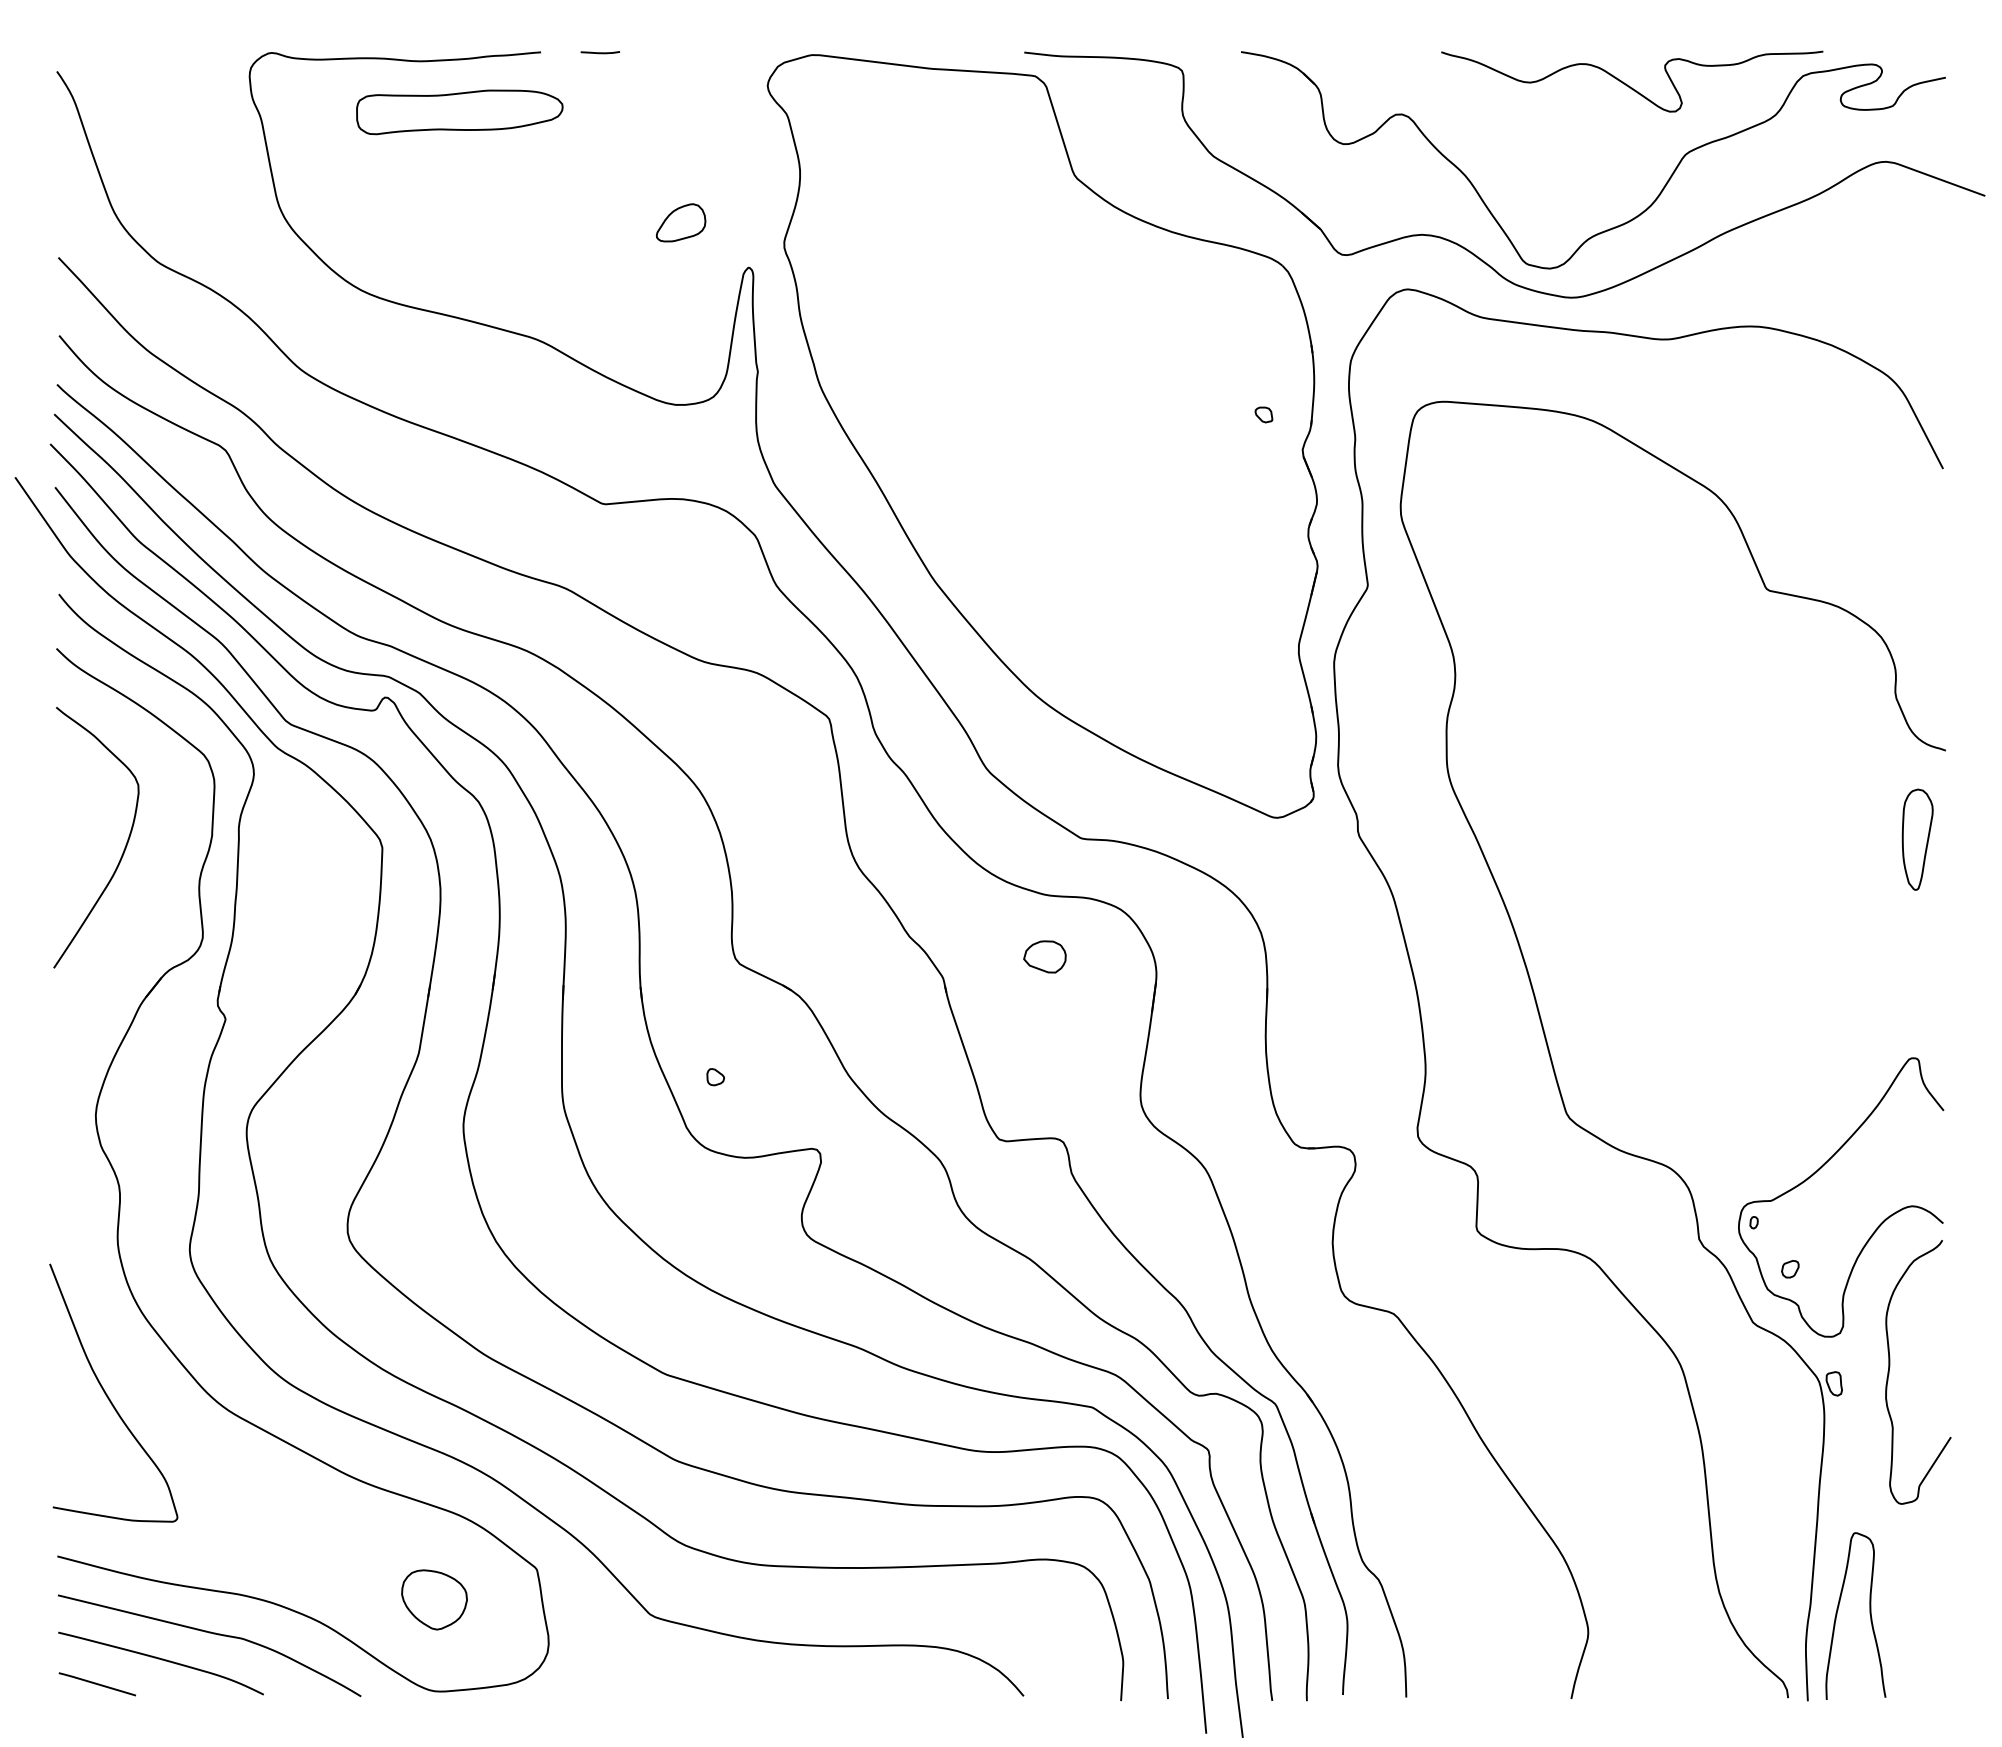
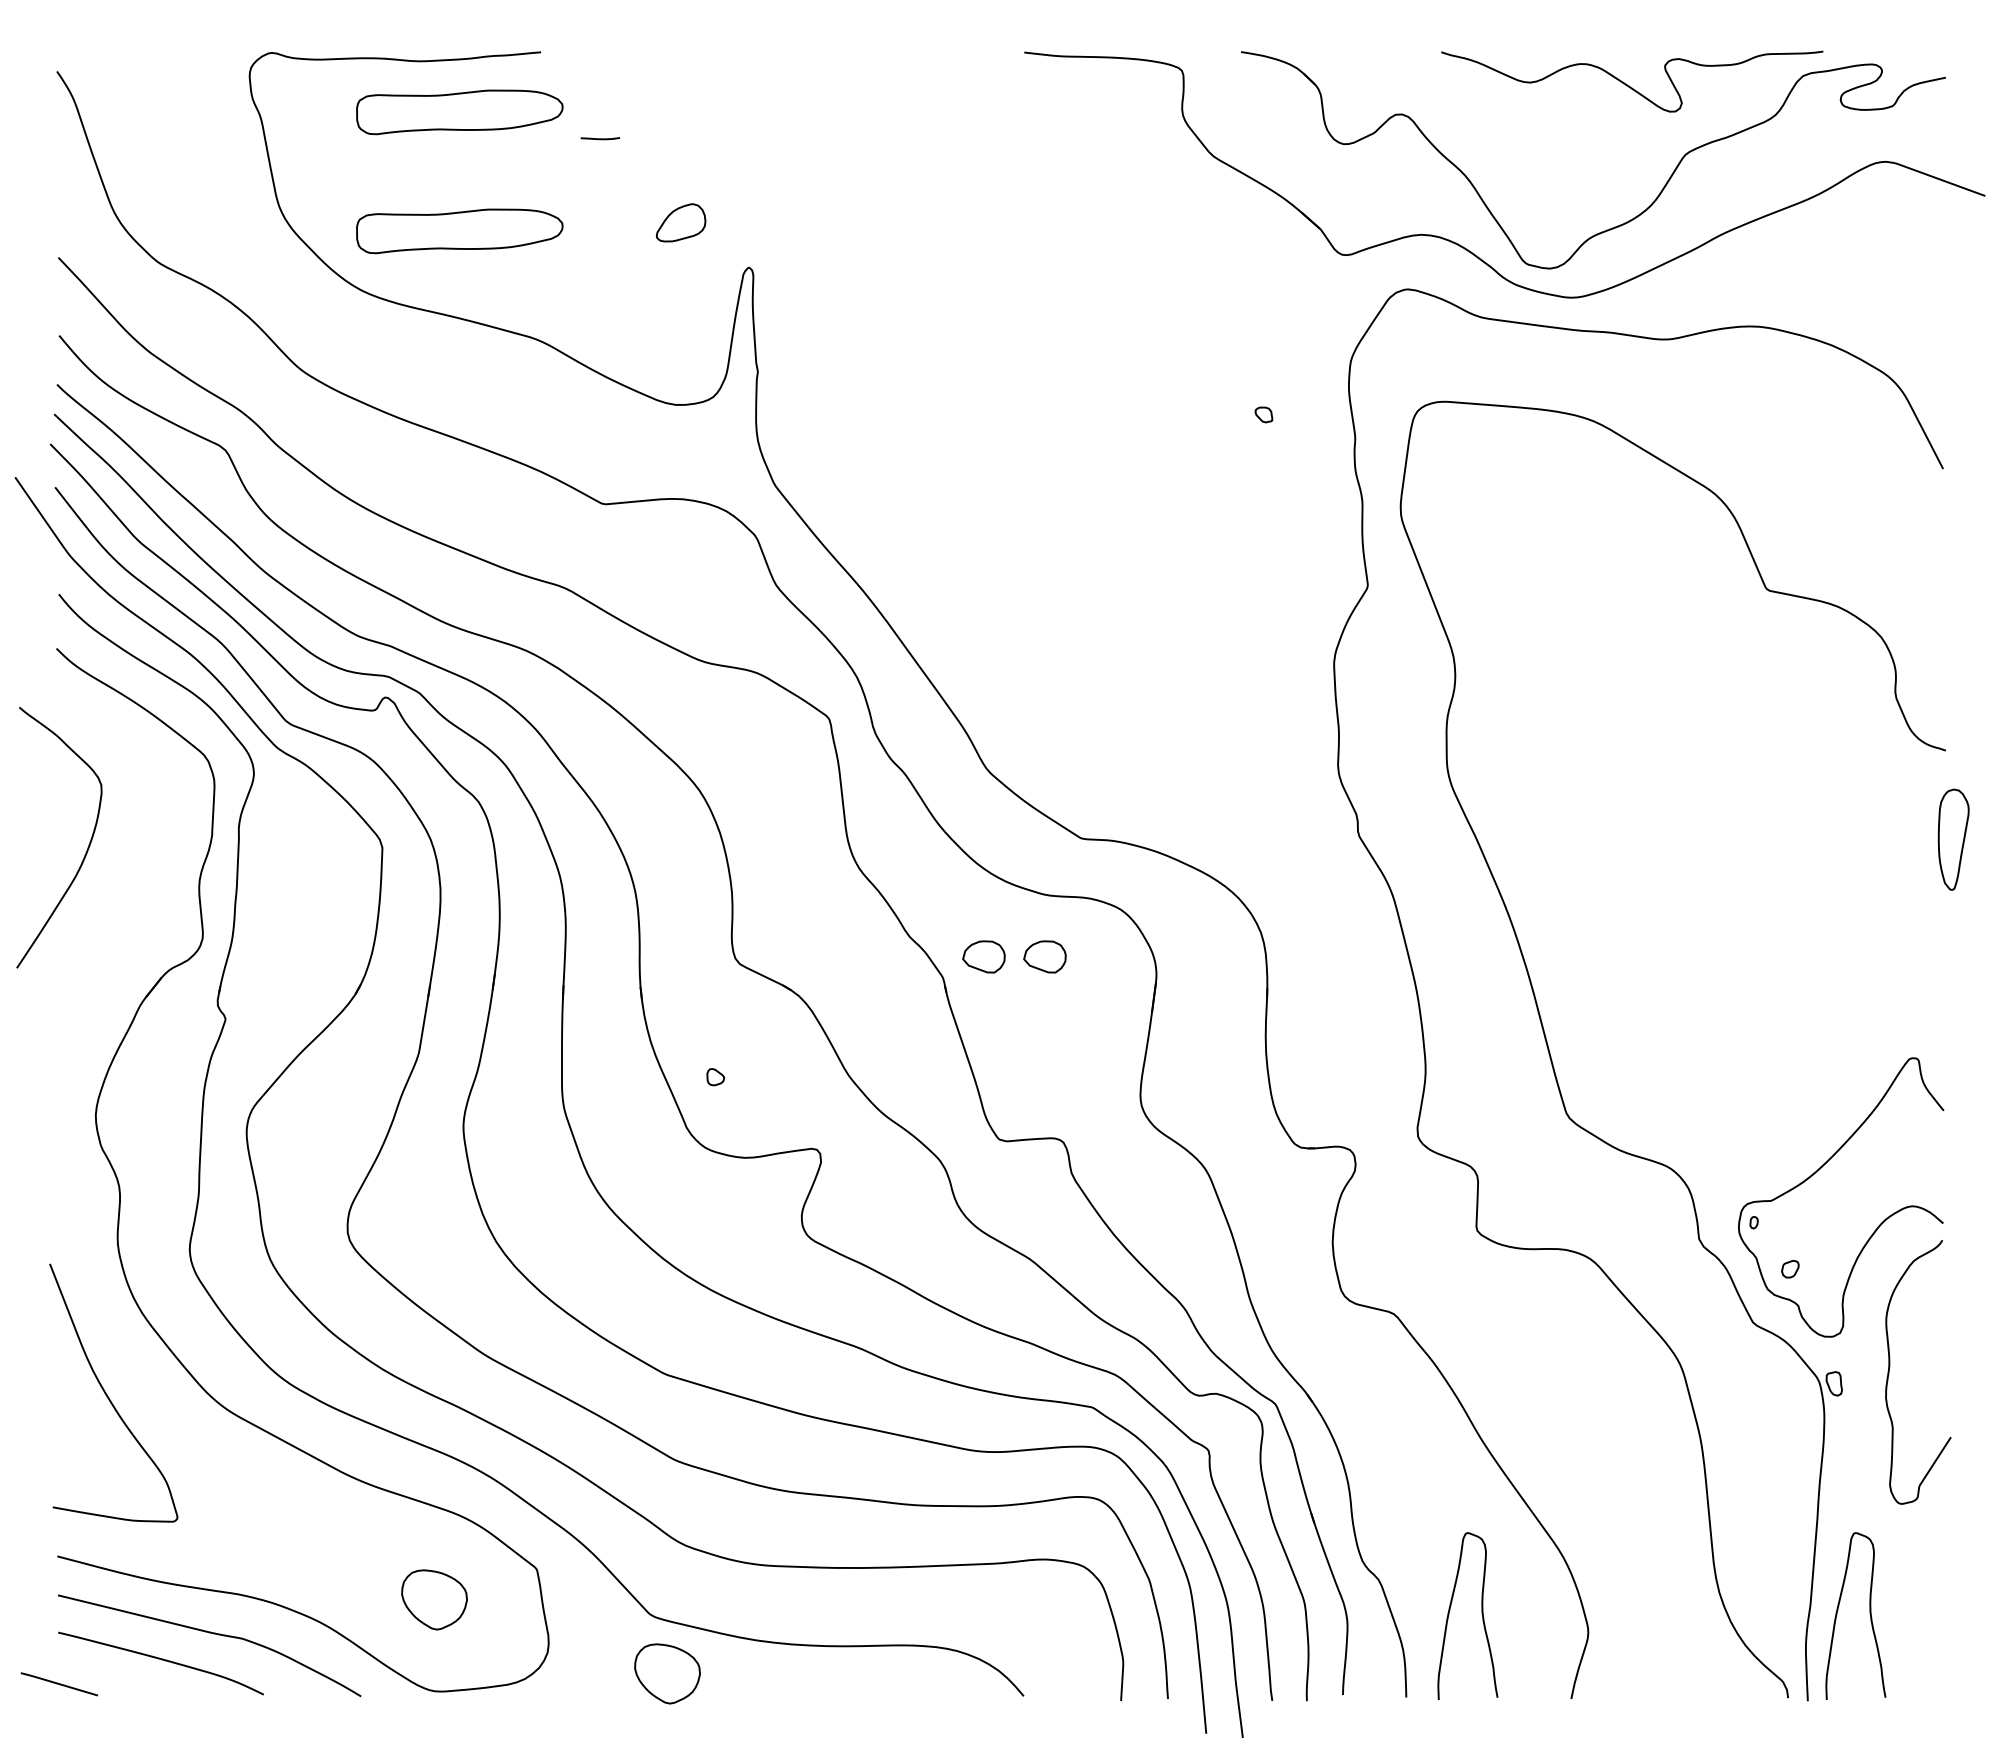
line position: (600, 52) -> (600, 138) (600, 138)
part: none -> present (459, 231)
part: present -> none (1042, 436)
part position: (1917, 839) -> (1953, 839) (1953, 839)
curve position: (124, 847) -> (87, 847) (87, 847)
part: none -> present (983, 956)
curve: none -> present (1481, 1614)
part: none -> present (667, 1673)
line position: (96, 1684) -> (58, 1684) (58, 1684)
